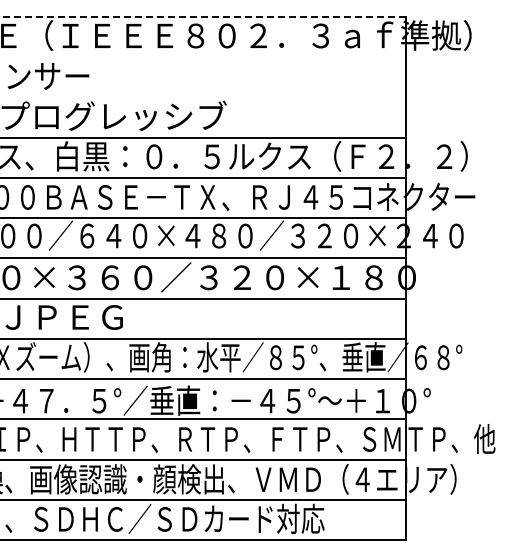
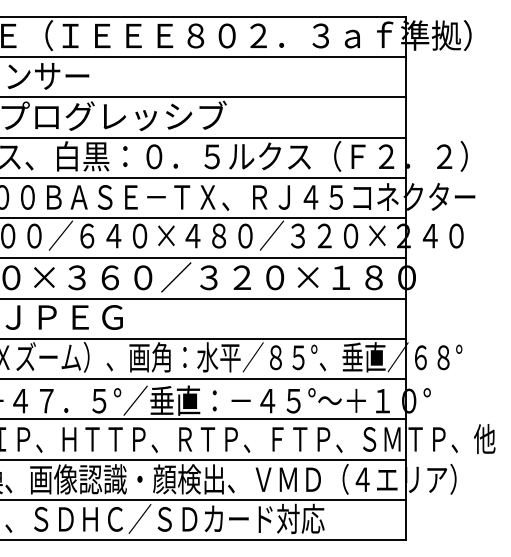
line: dashed -> solid (202, 16)
line: none -> present (203, 56)
line: none -> present (203, 97)
